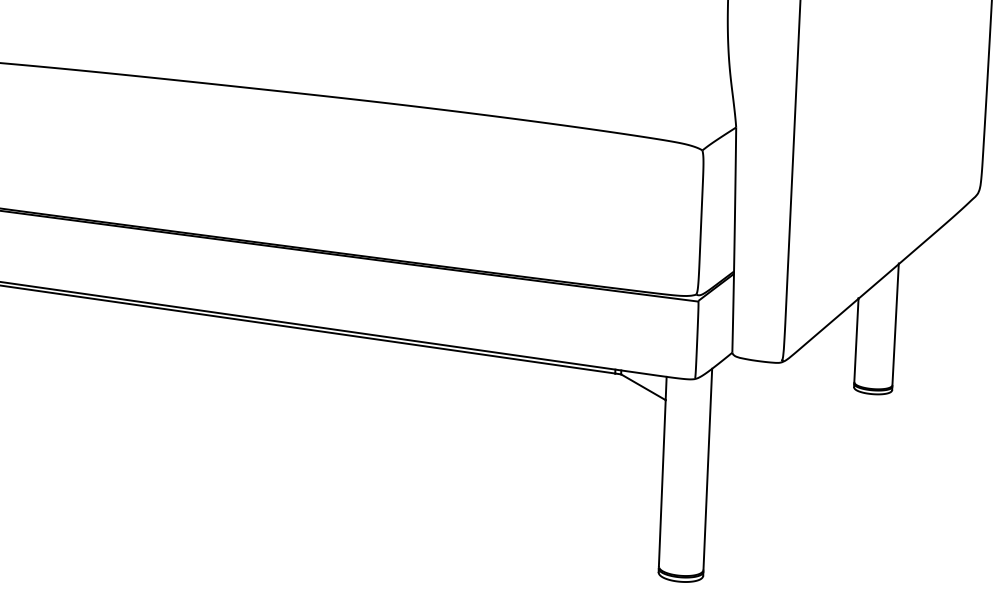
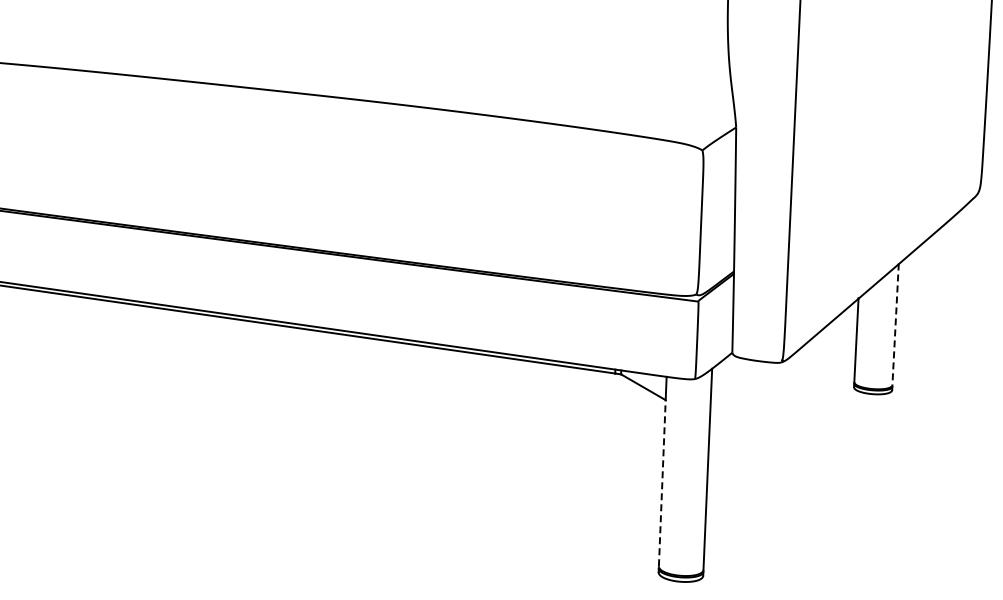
line: solid -> dashed (895, 324)
line: solid -> dashed (662, 482)
